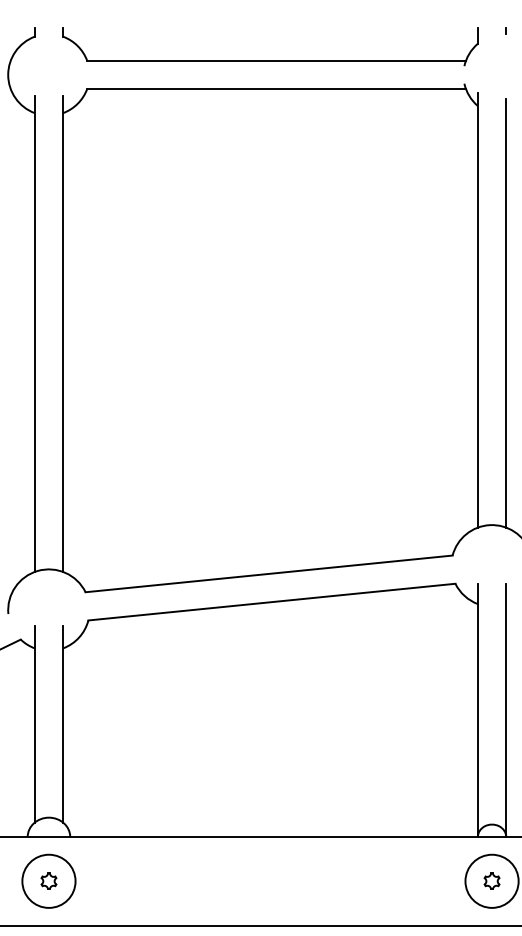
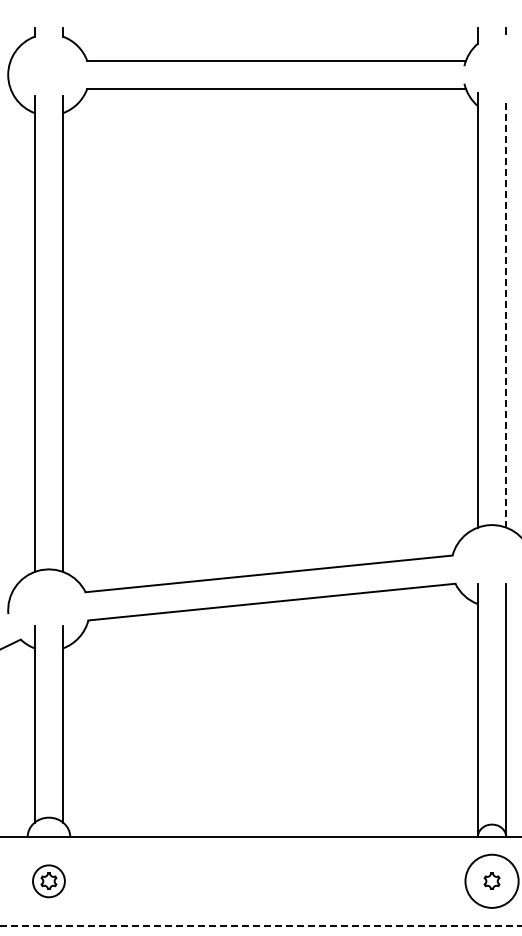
line: solid -> dashed (506, 312)
circle diameter: 53 px -> 32 px (48, 881)
line: solid -> dashed (261, 925)
